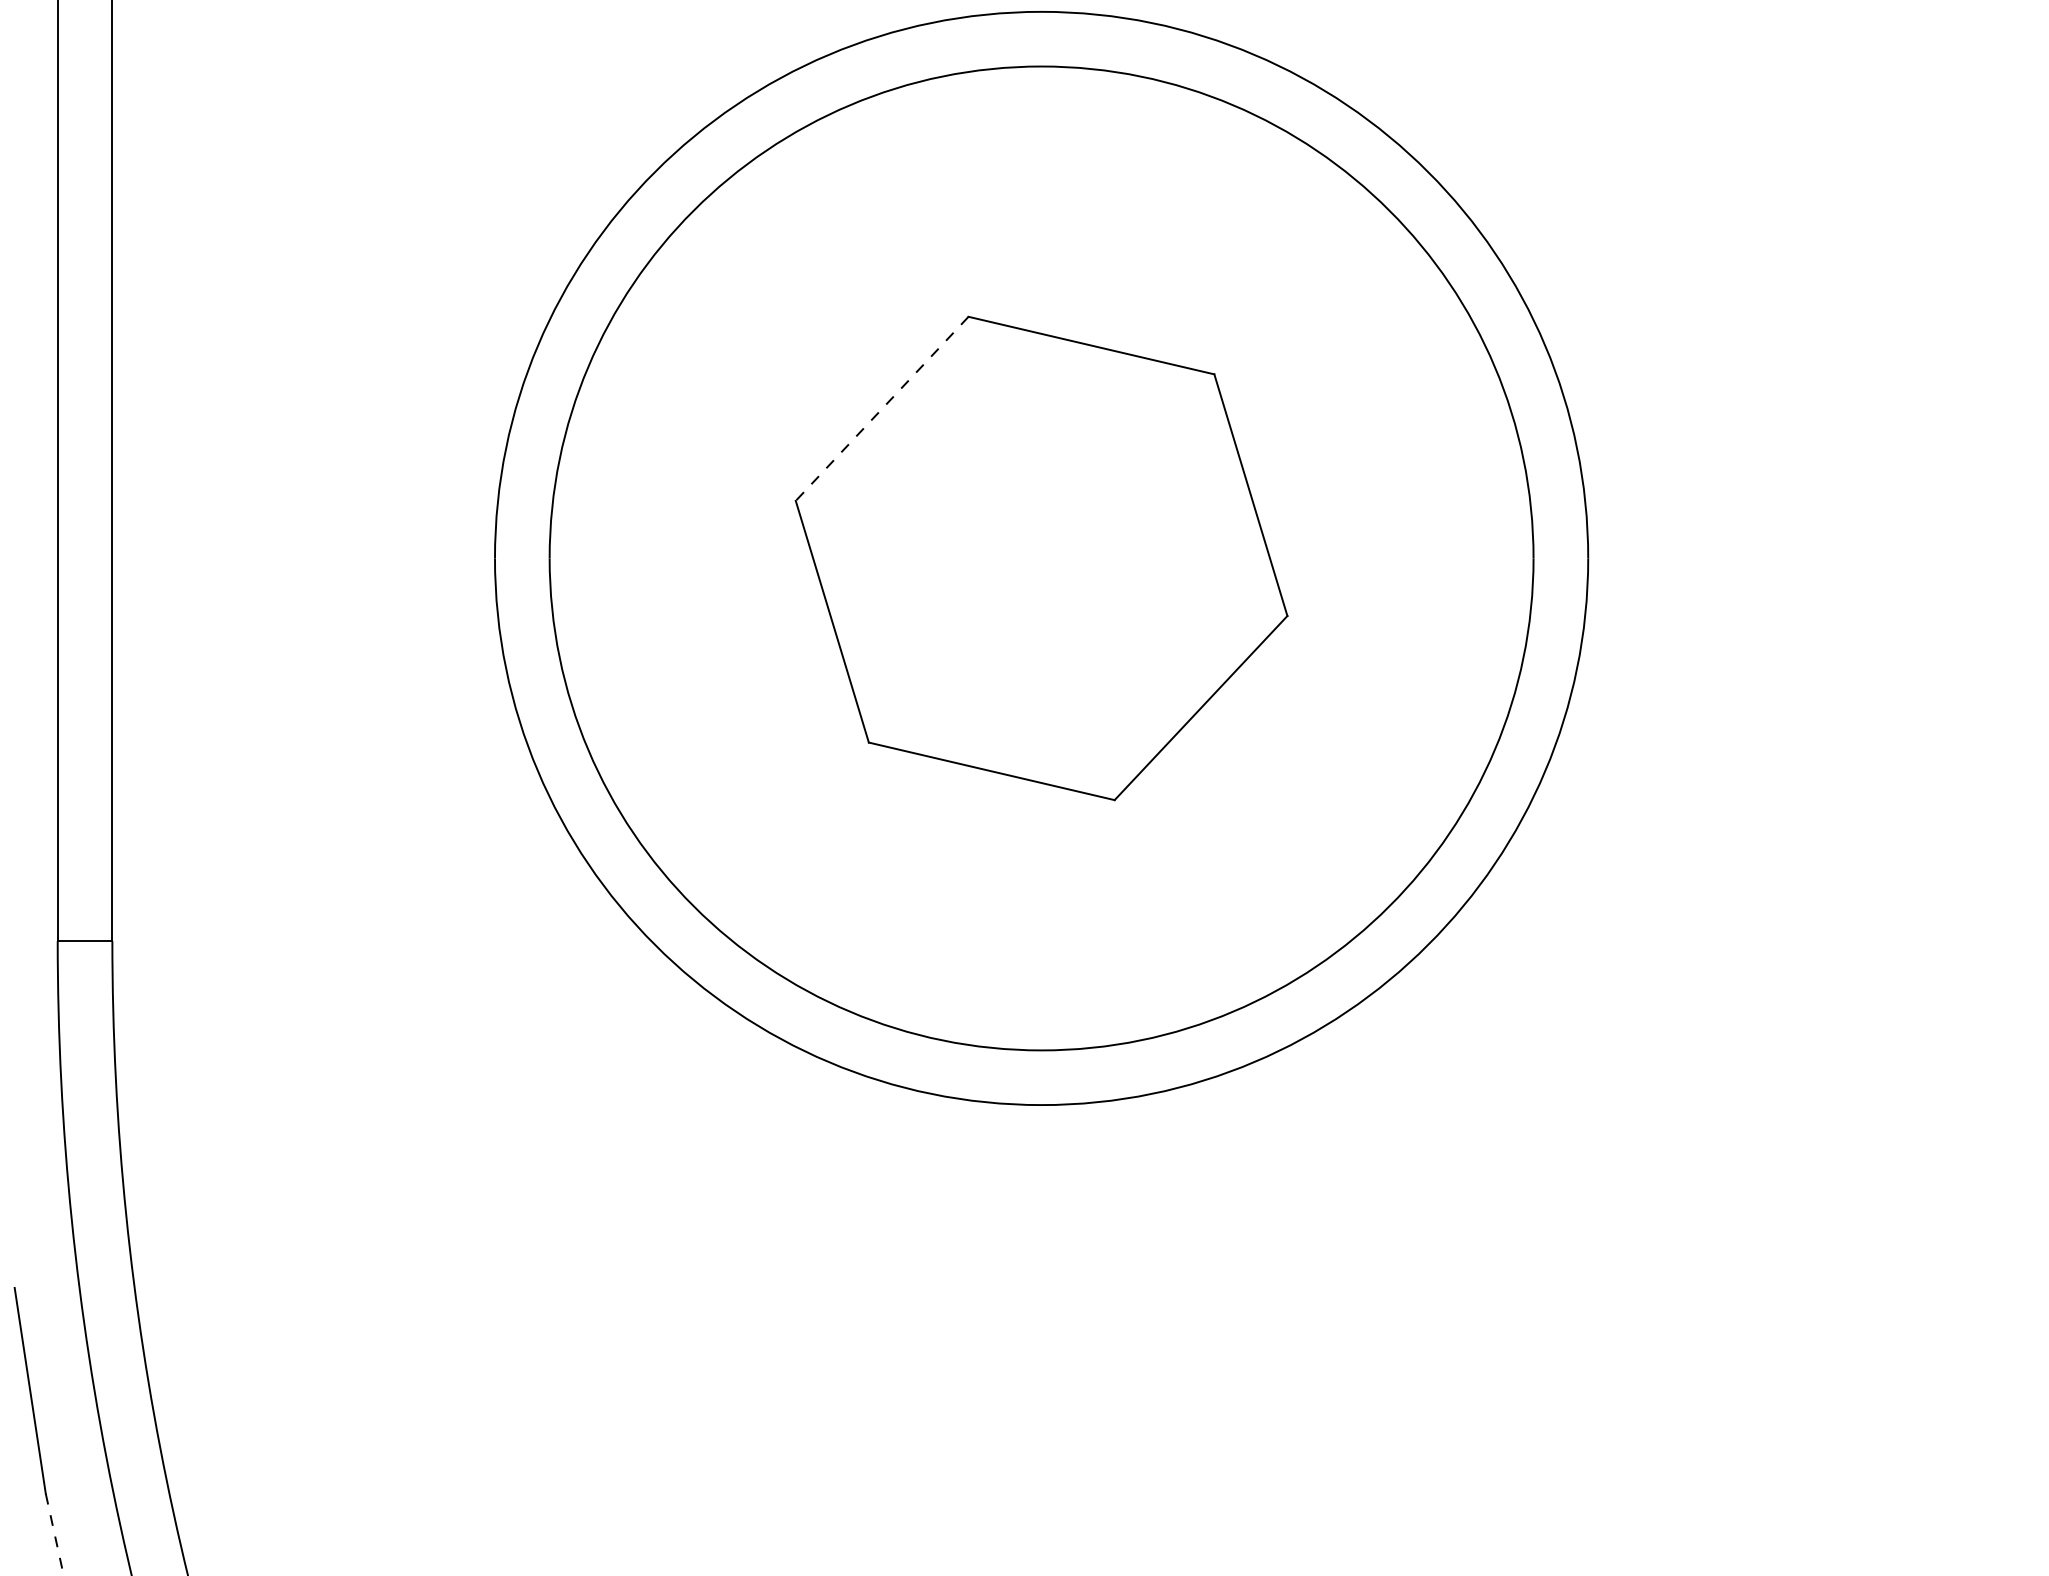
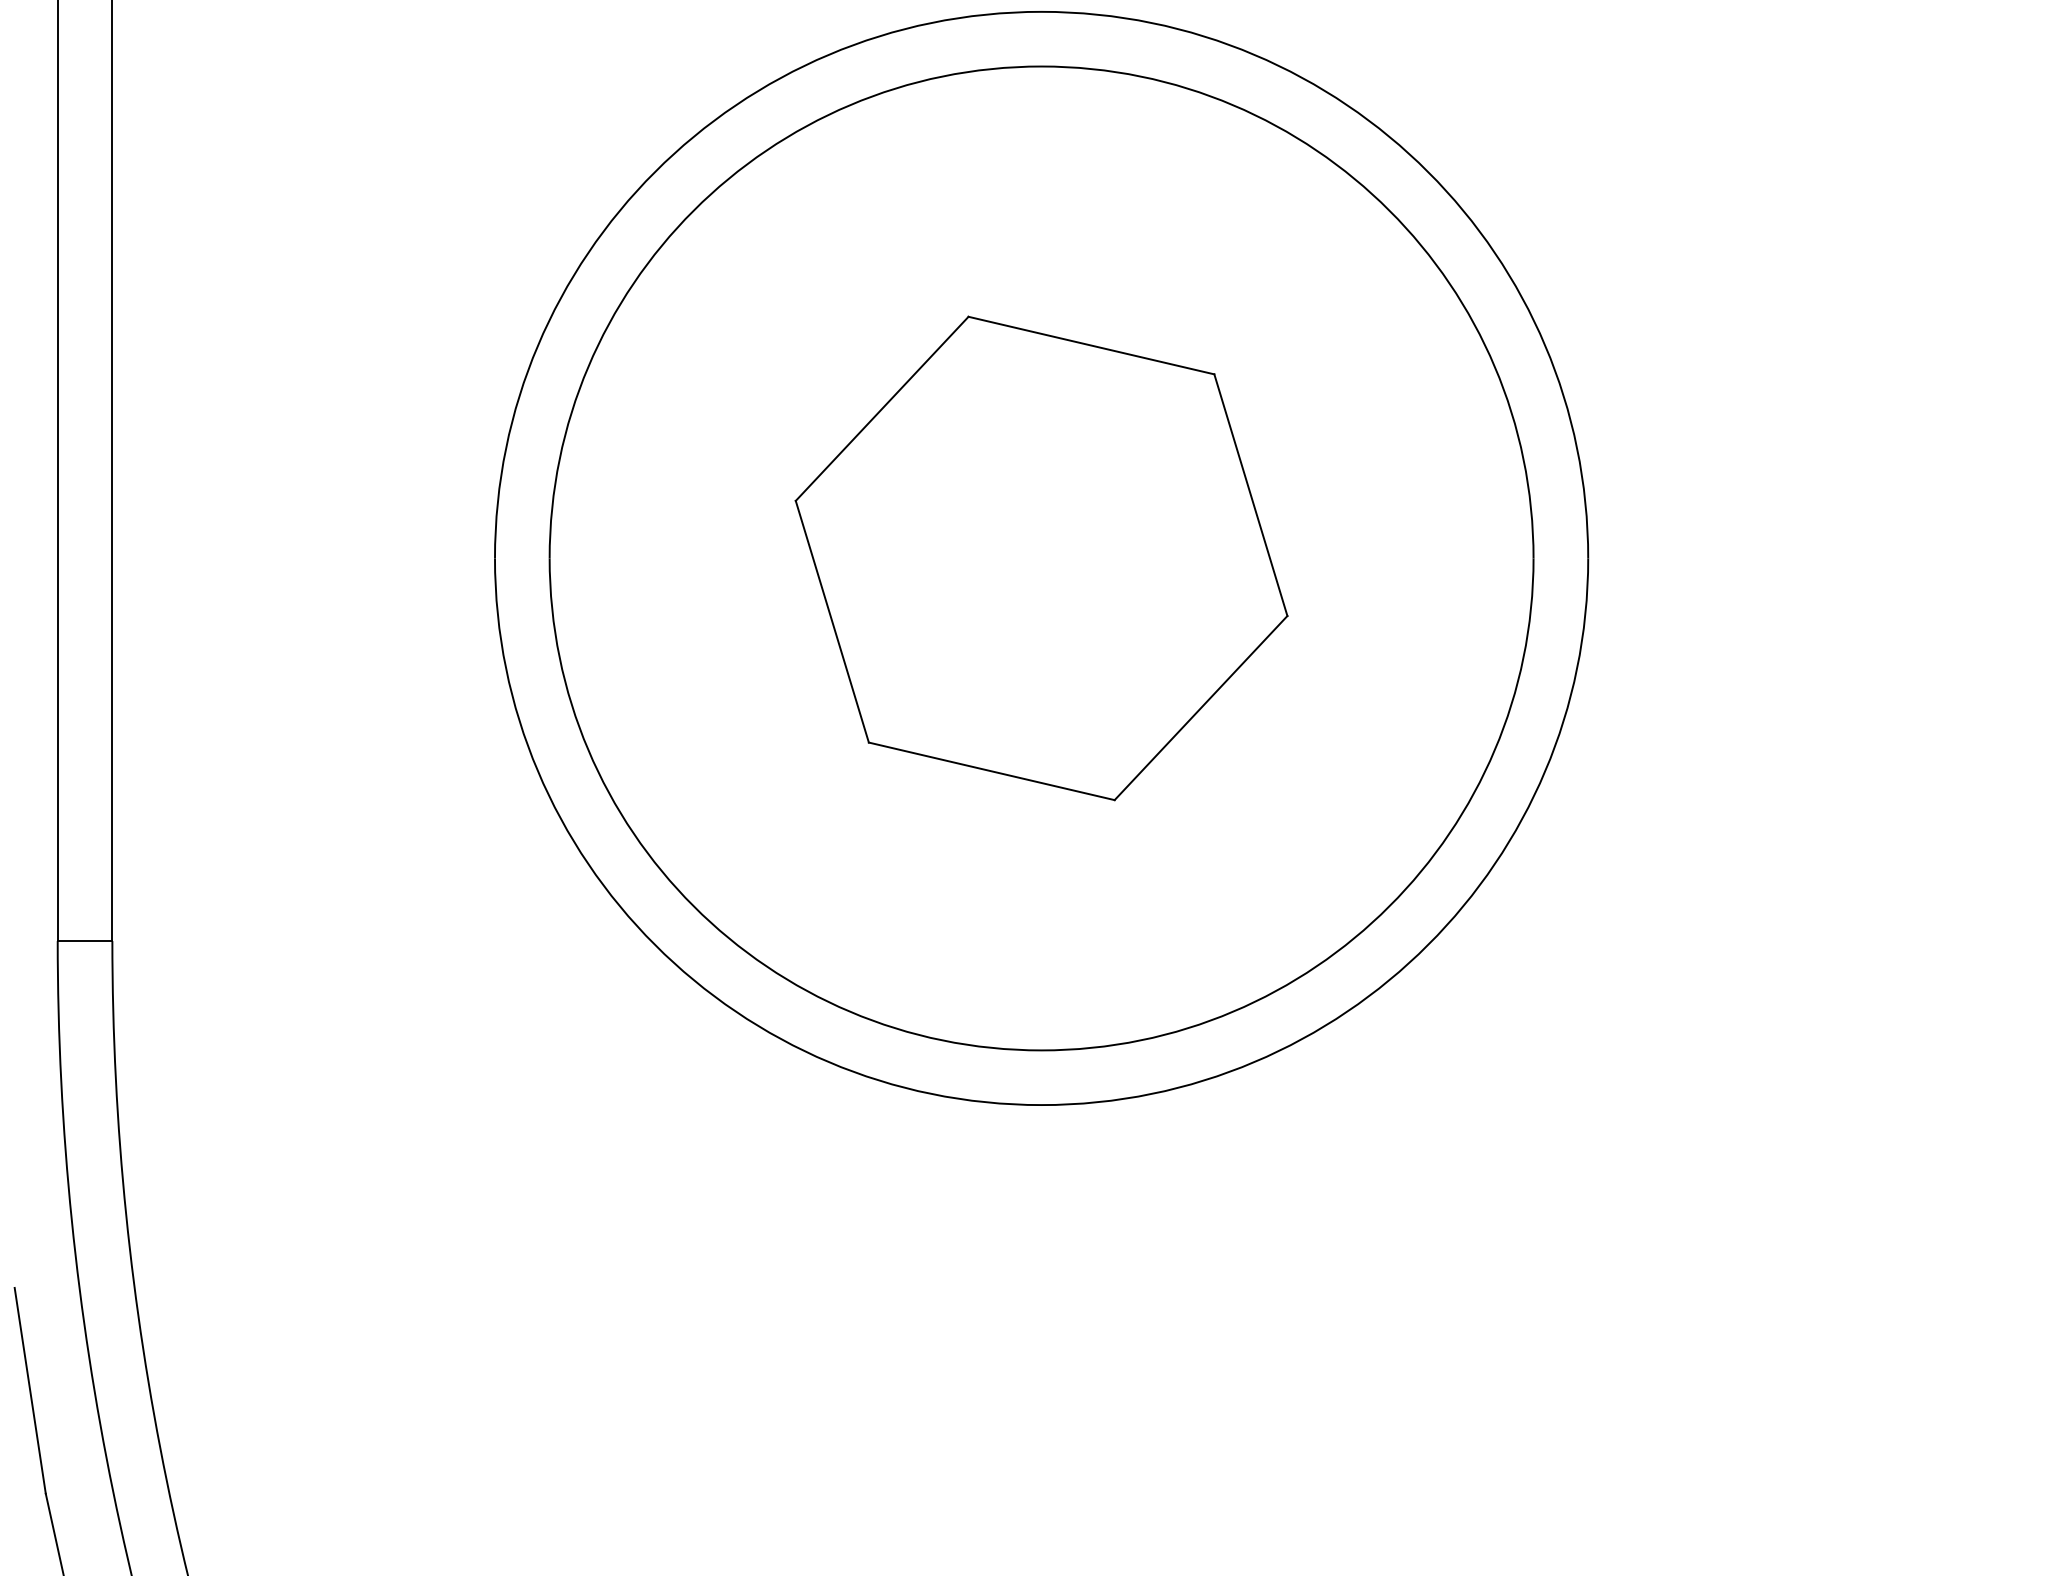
line: dashed -> solid (881, 409)
line: dashed -> solid (54, 1534)
